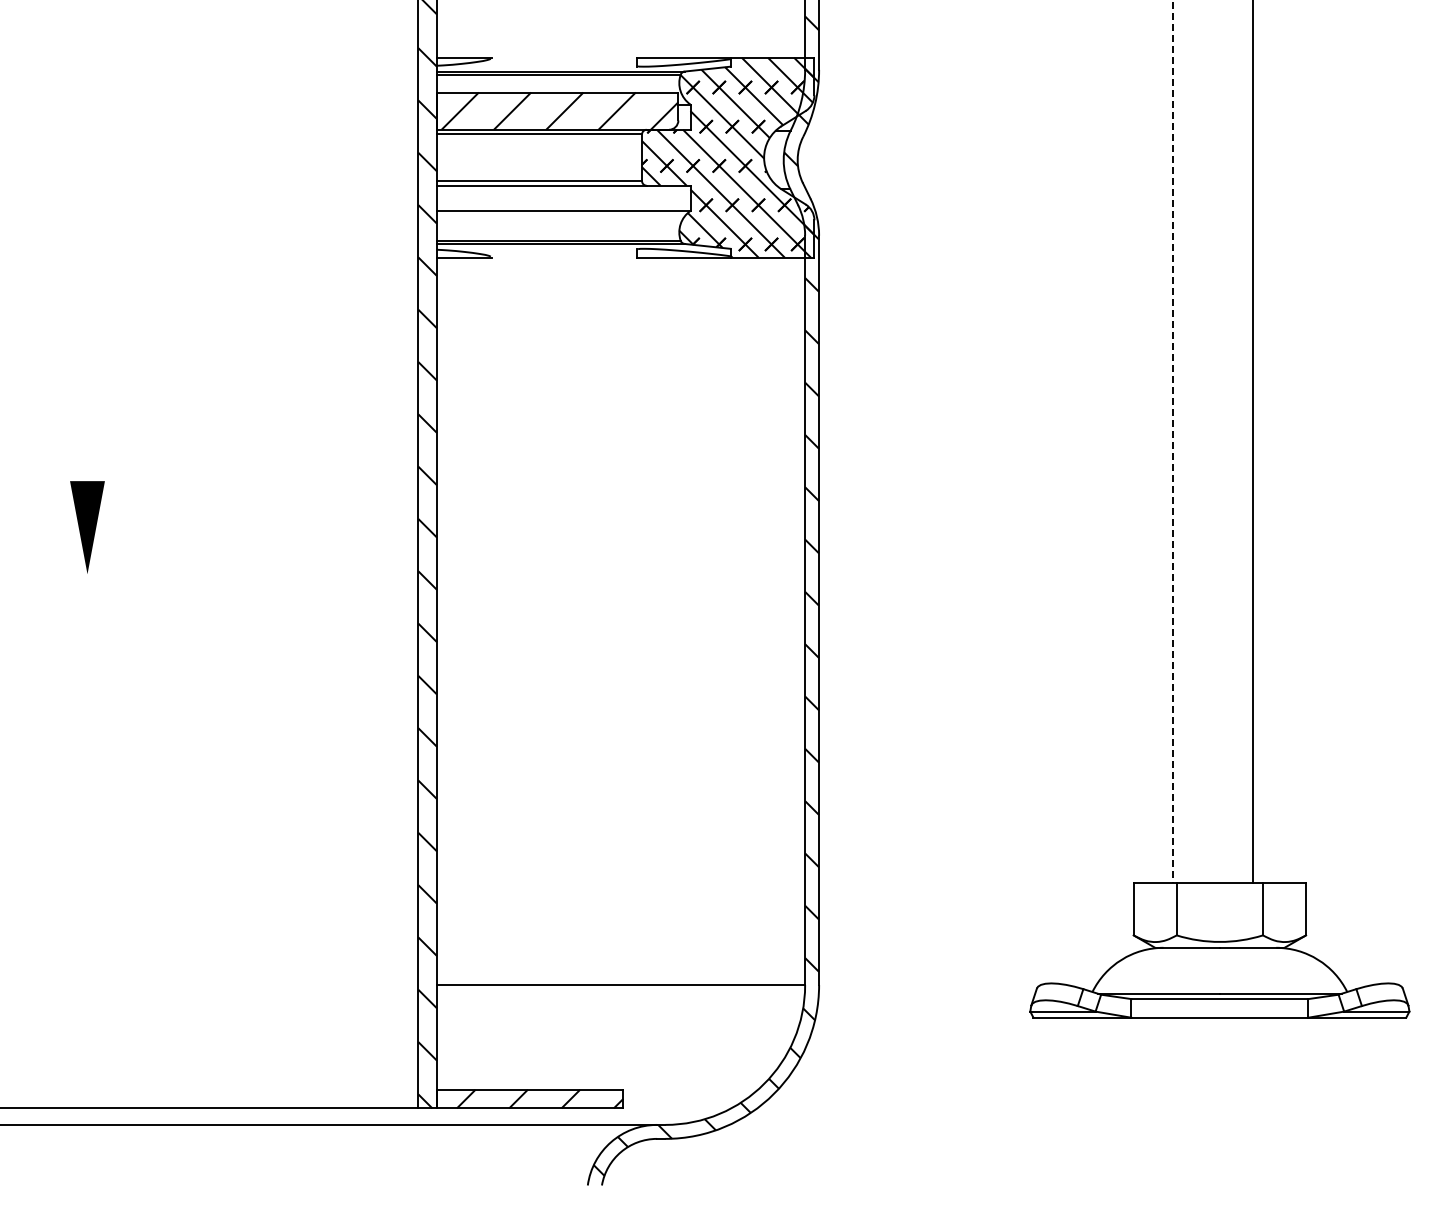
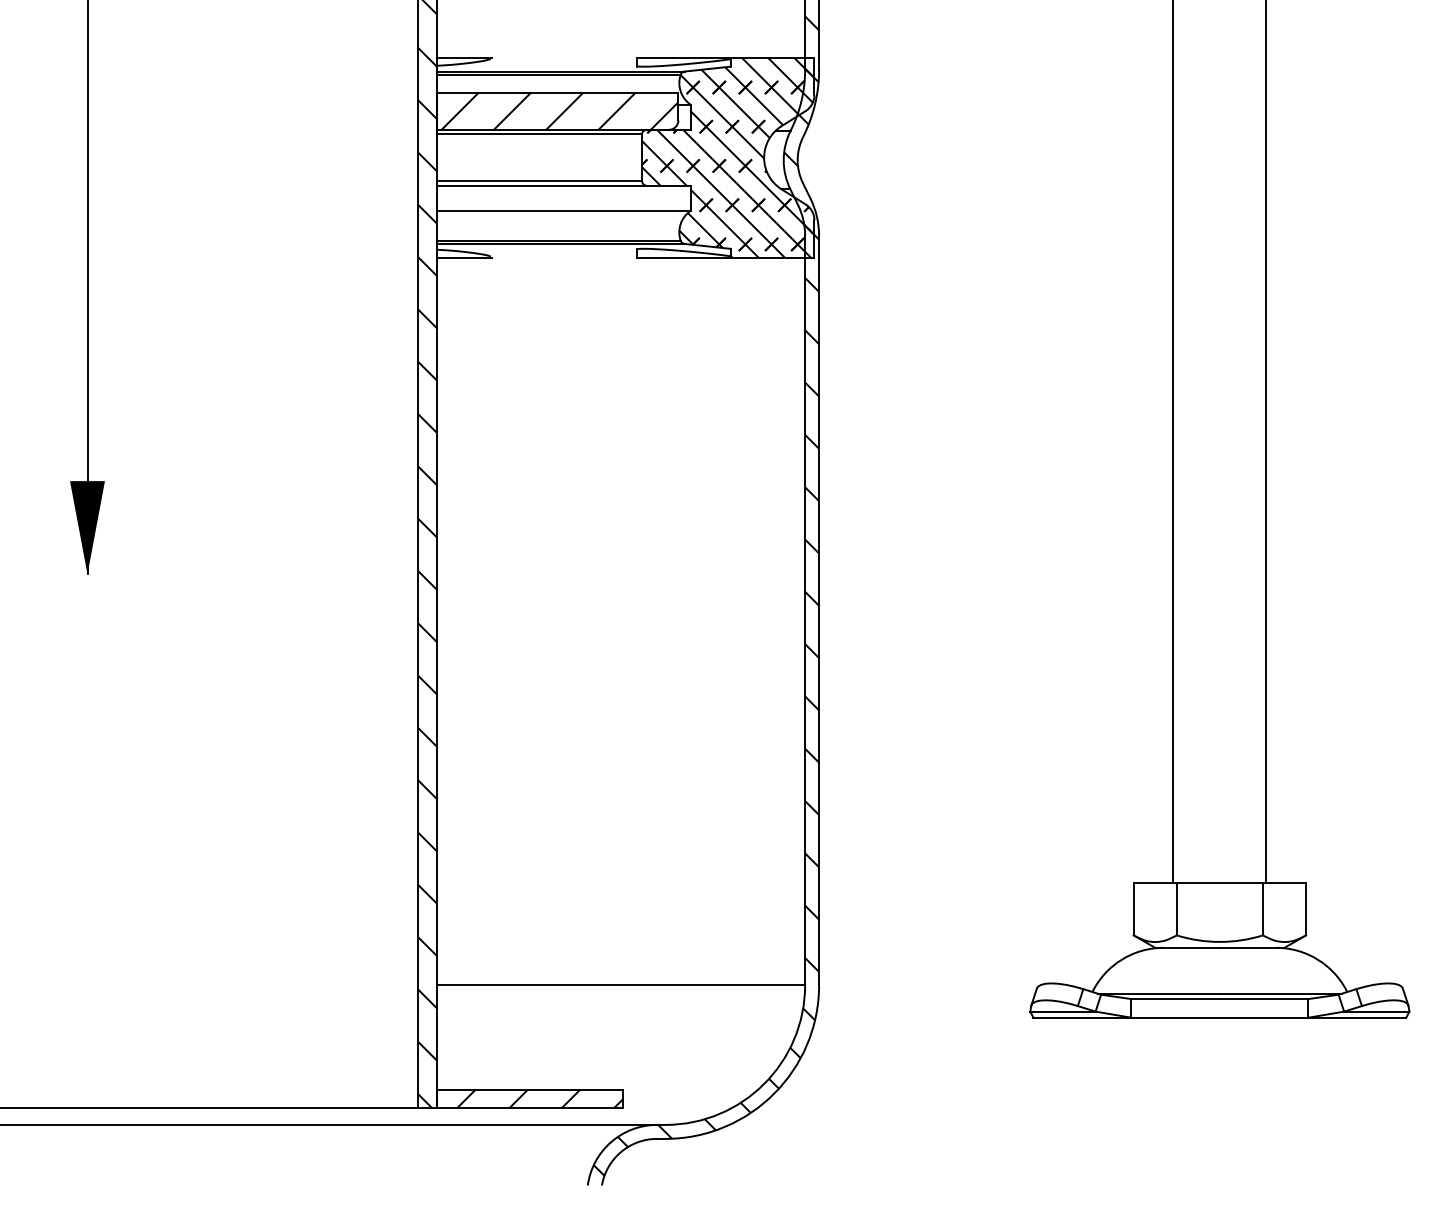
line: none -> present (87, 288)
line: dashed -> solid (1173, 441)
line position: (1253, 442) -> (1266, 442) (1266, 442)
